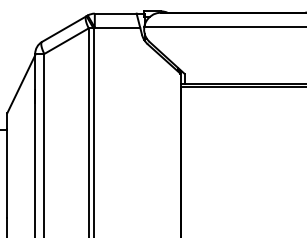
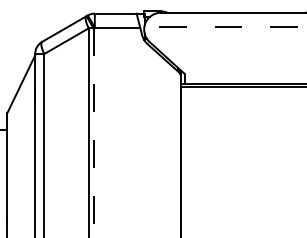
line: solid -> dashed (225, 26)
line: solid -> dashed (93, 133)
